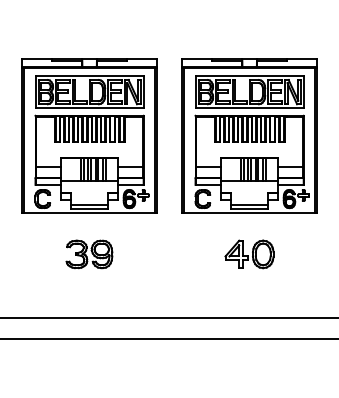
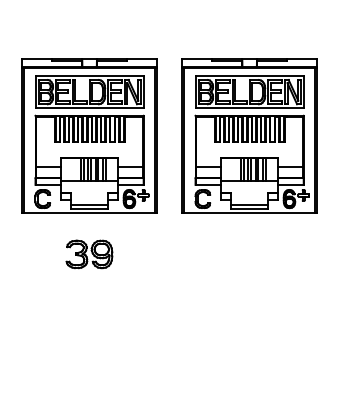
part: present -> none (249, 254)
line: present -> none (168, 318)
line: present -> none (168, 339)
